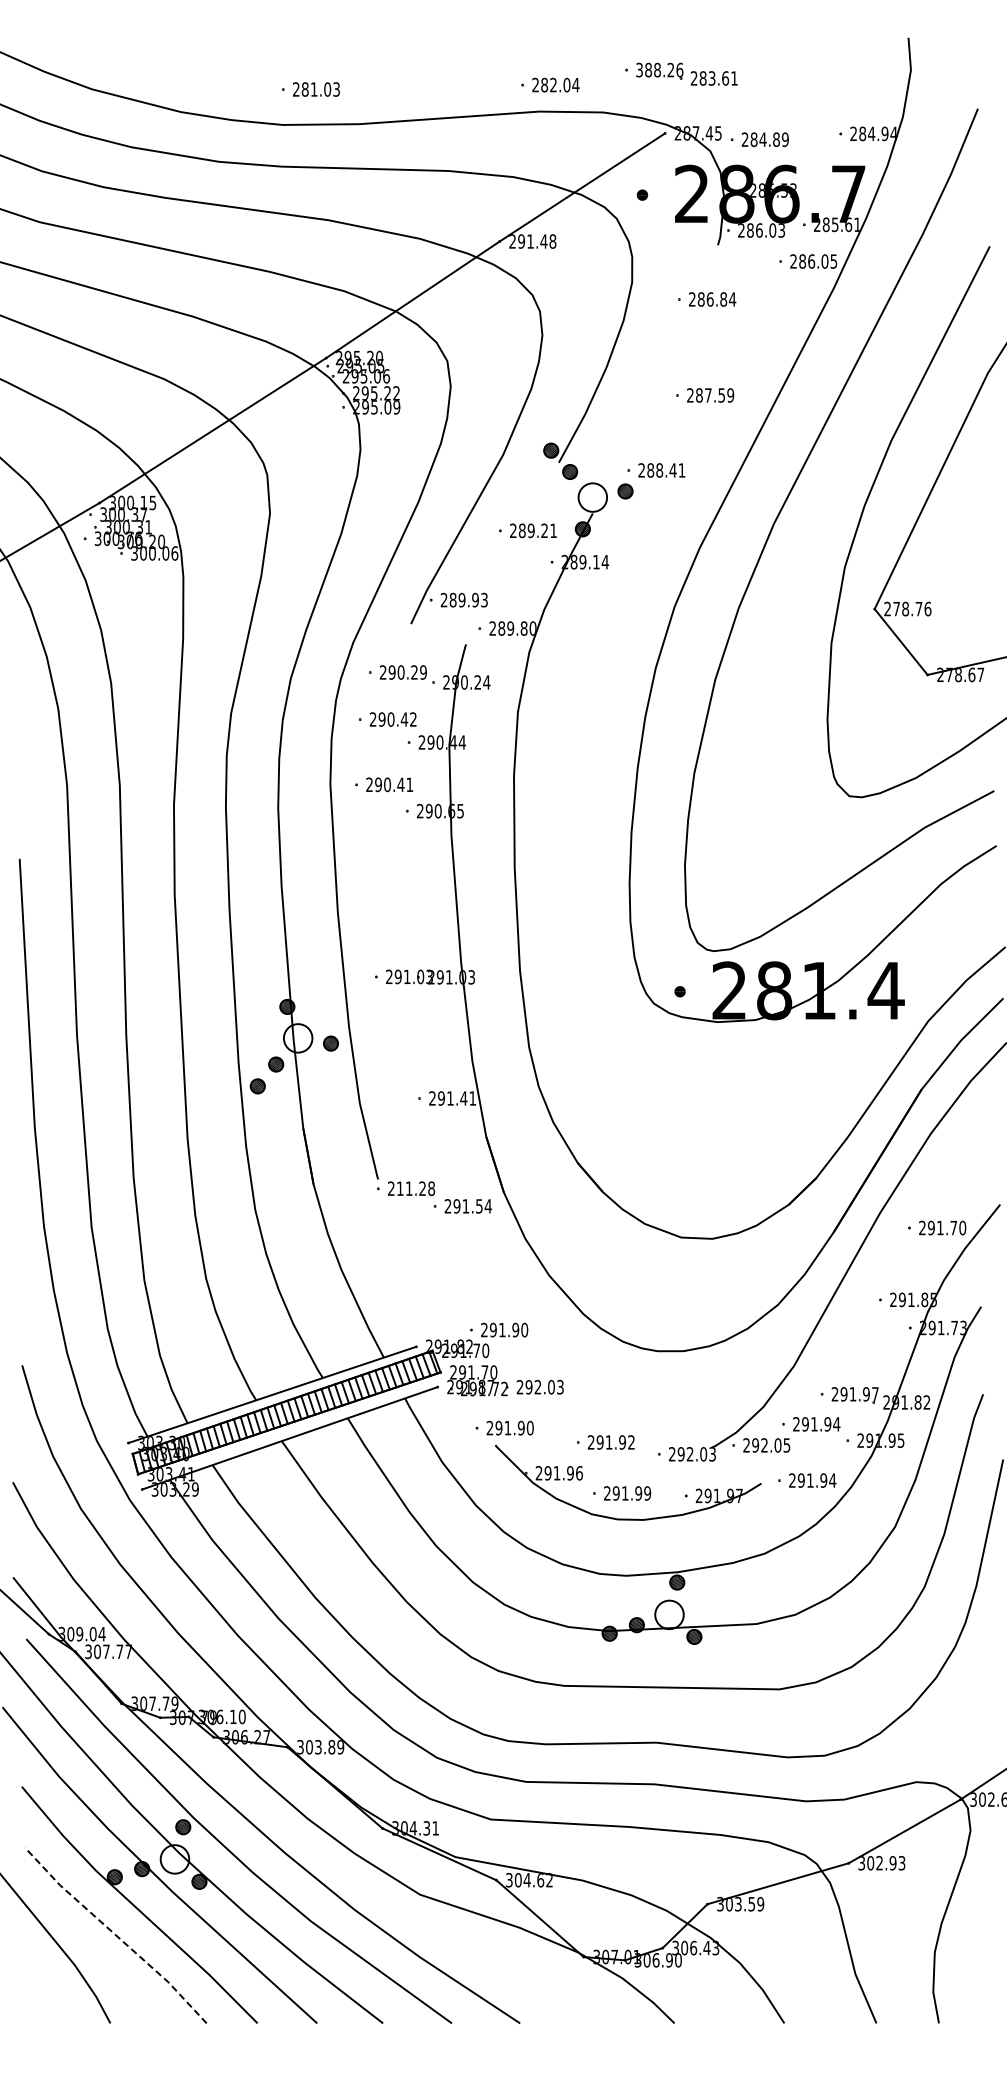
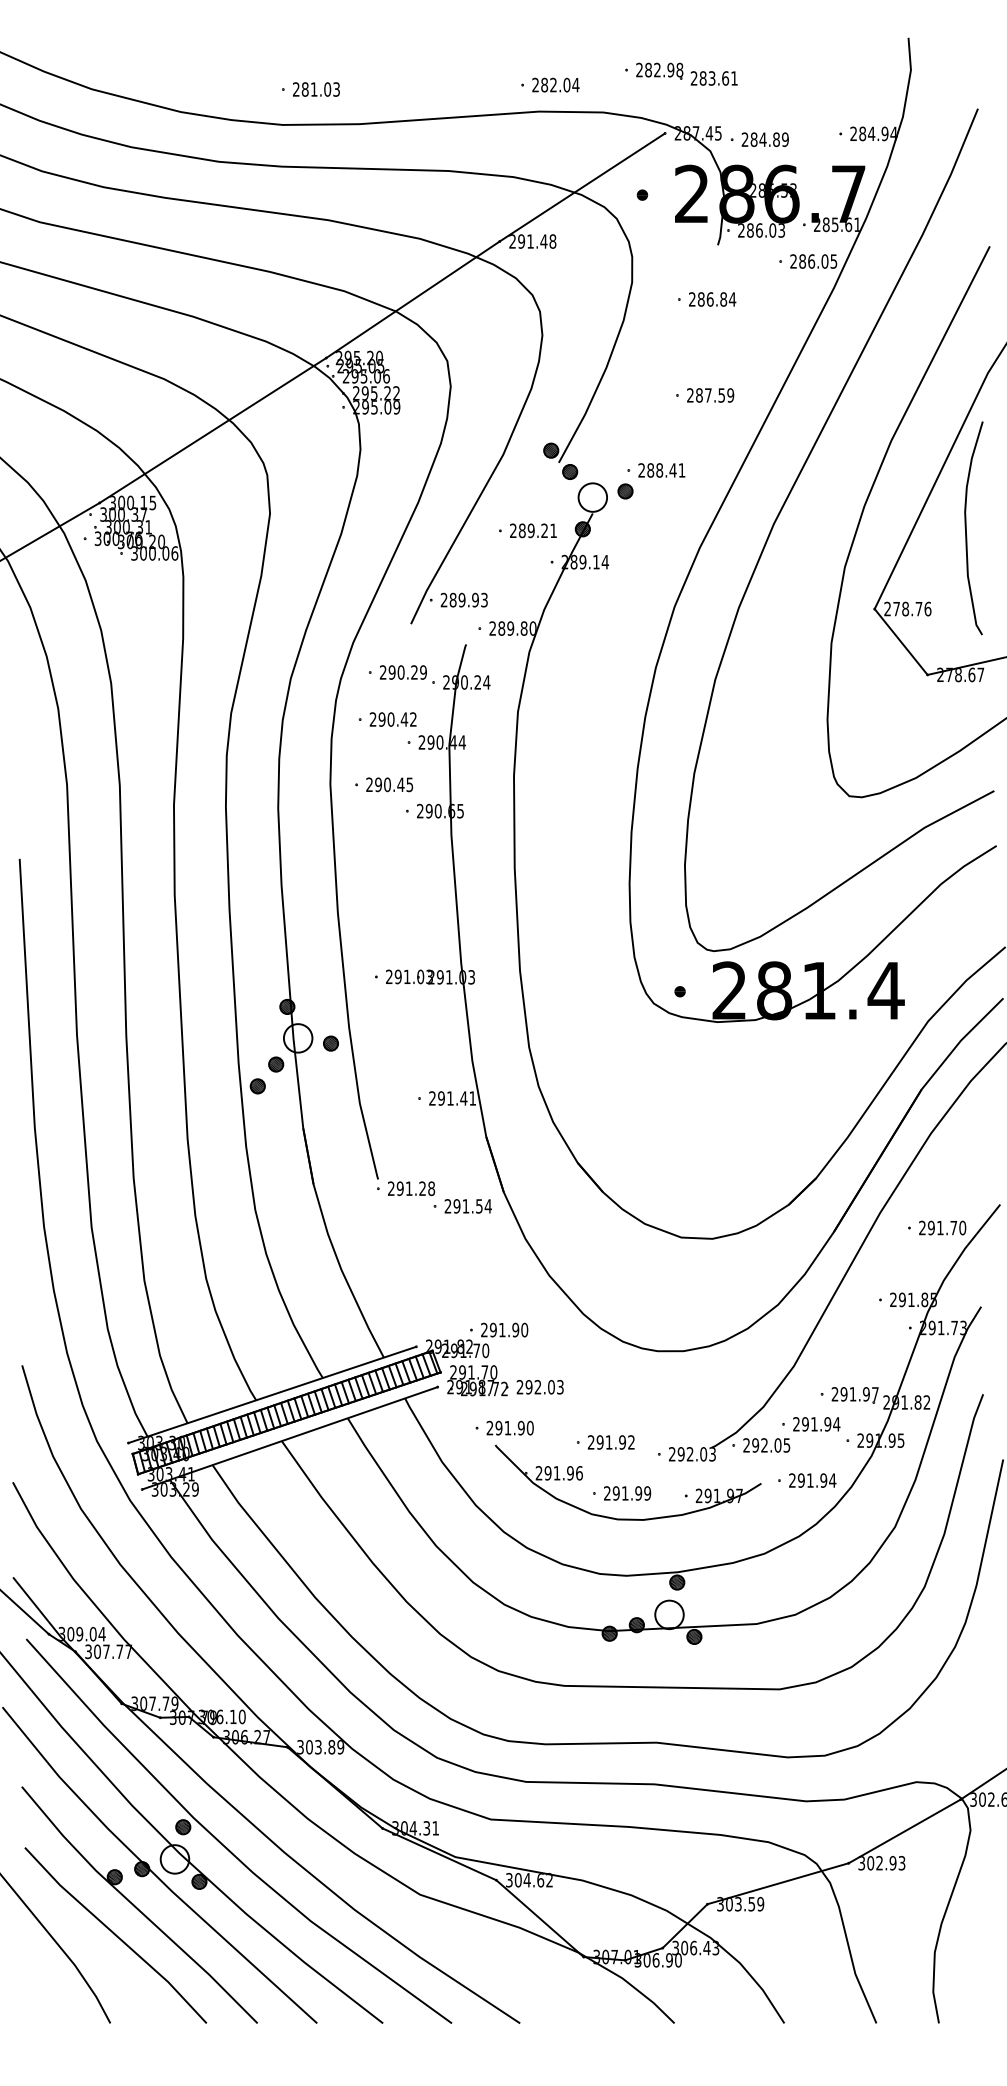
text: 388.26 -> 282.98 (659, 69)
curve: none -> present (966, 528)
text: 290.41 -> 290.45 (409, 784)
text: 211.28 -> 291.28 (399, 1188)
line: dashed -> solid (115, 1934)
